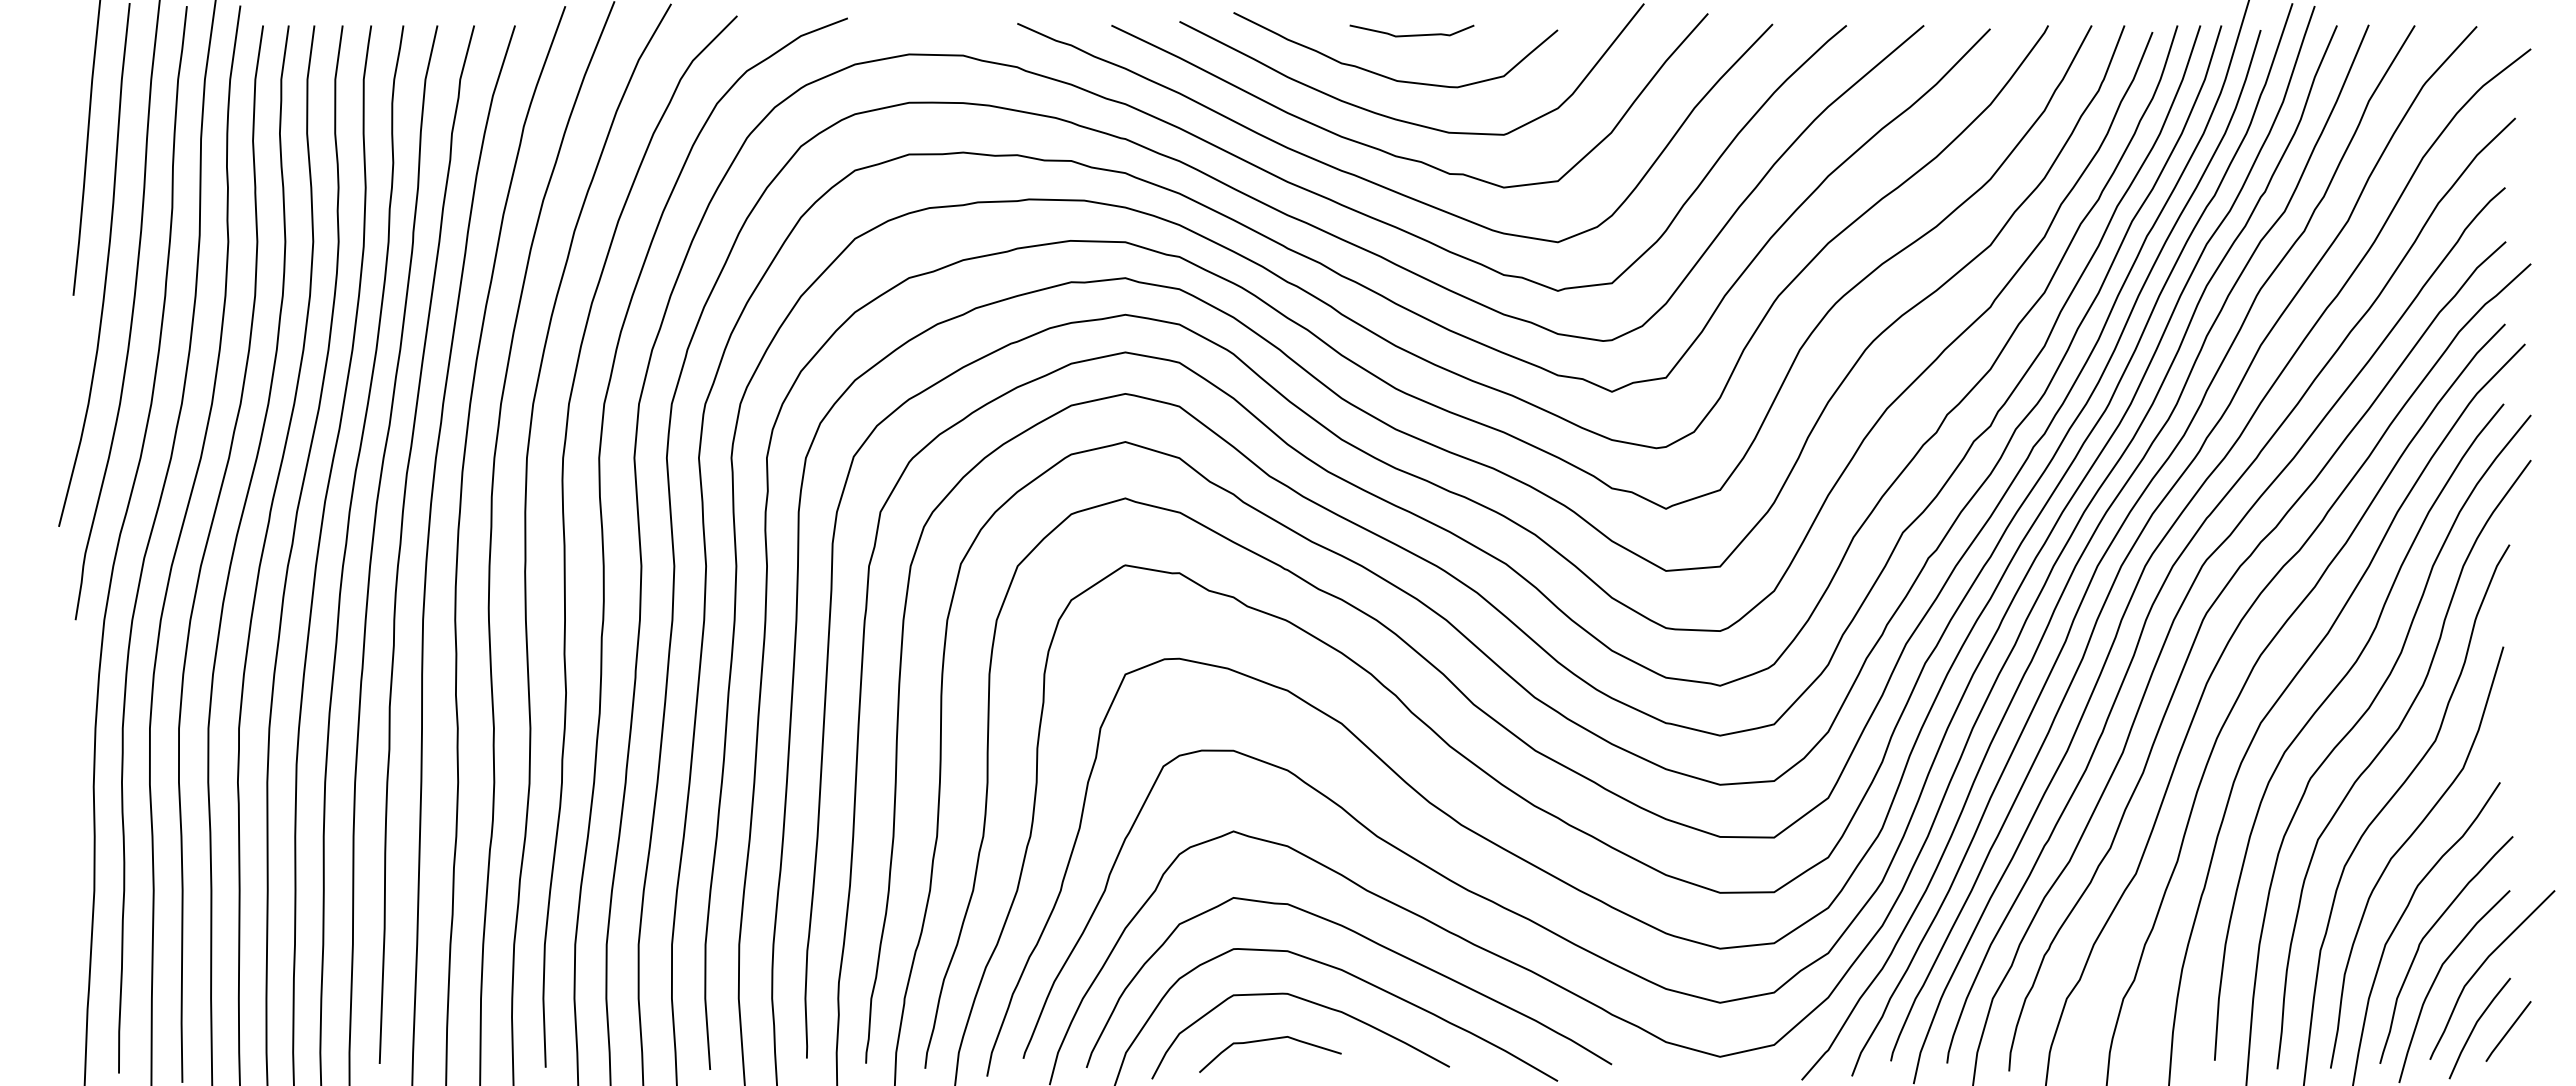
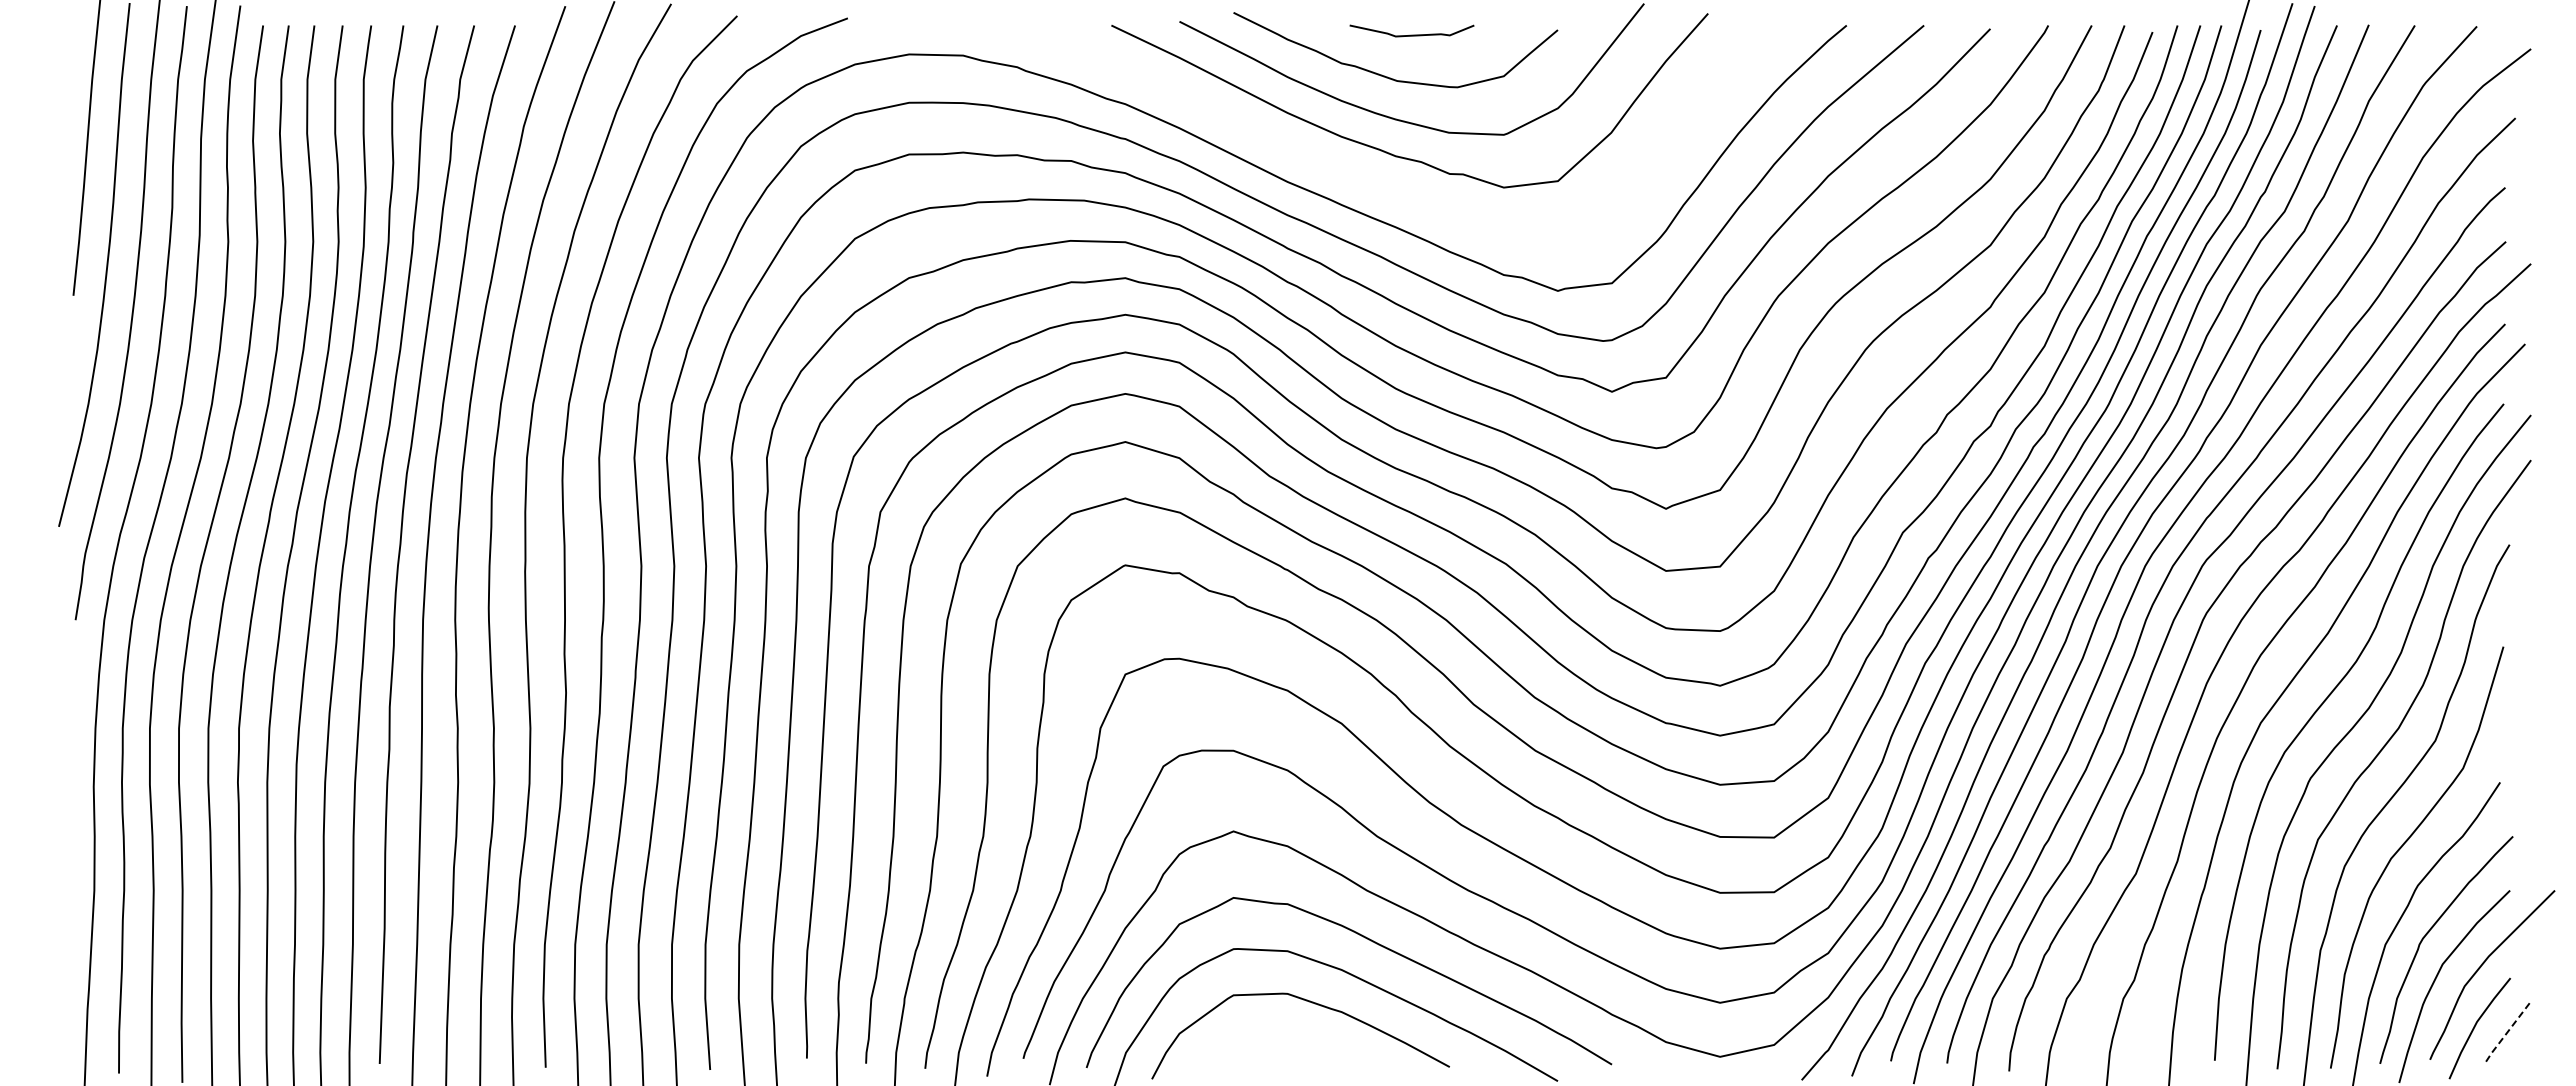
curve: present -> none (1375, 182)
line: solid -> dashed (2508, 1031)
curve: present -> none (1270, 1040)
